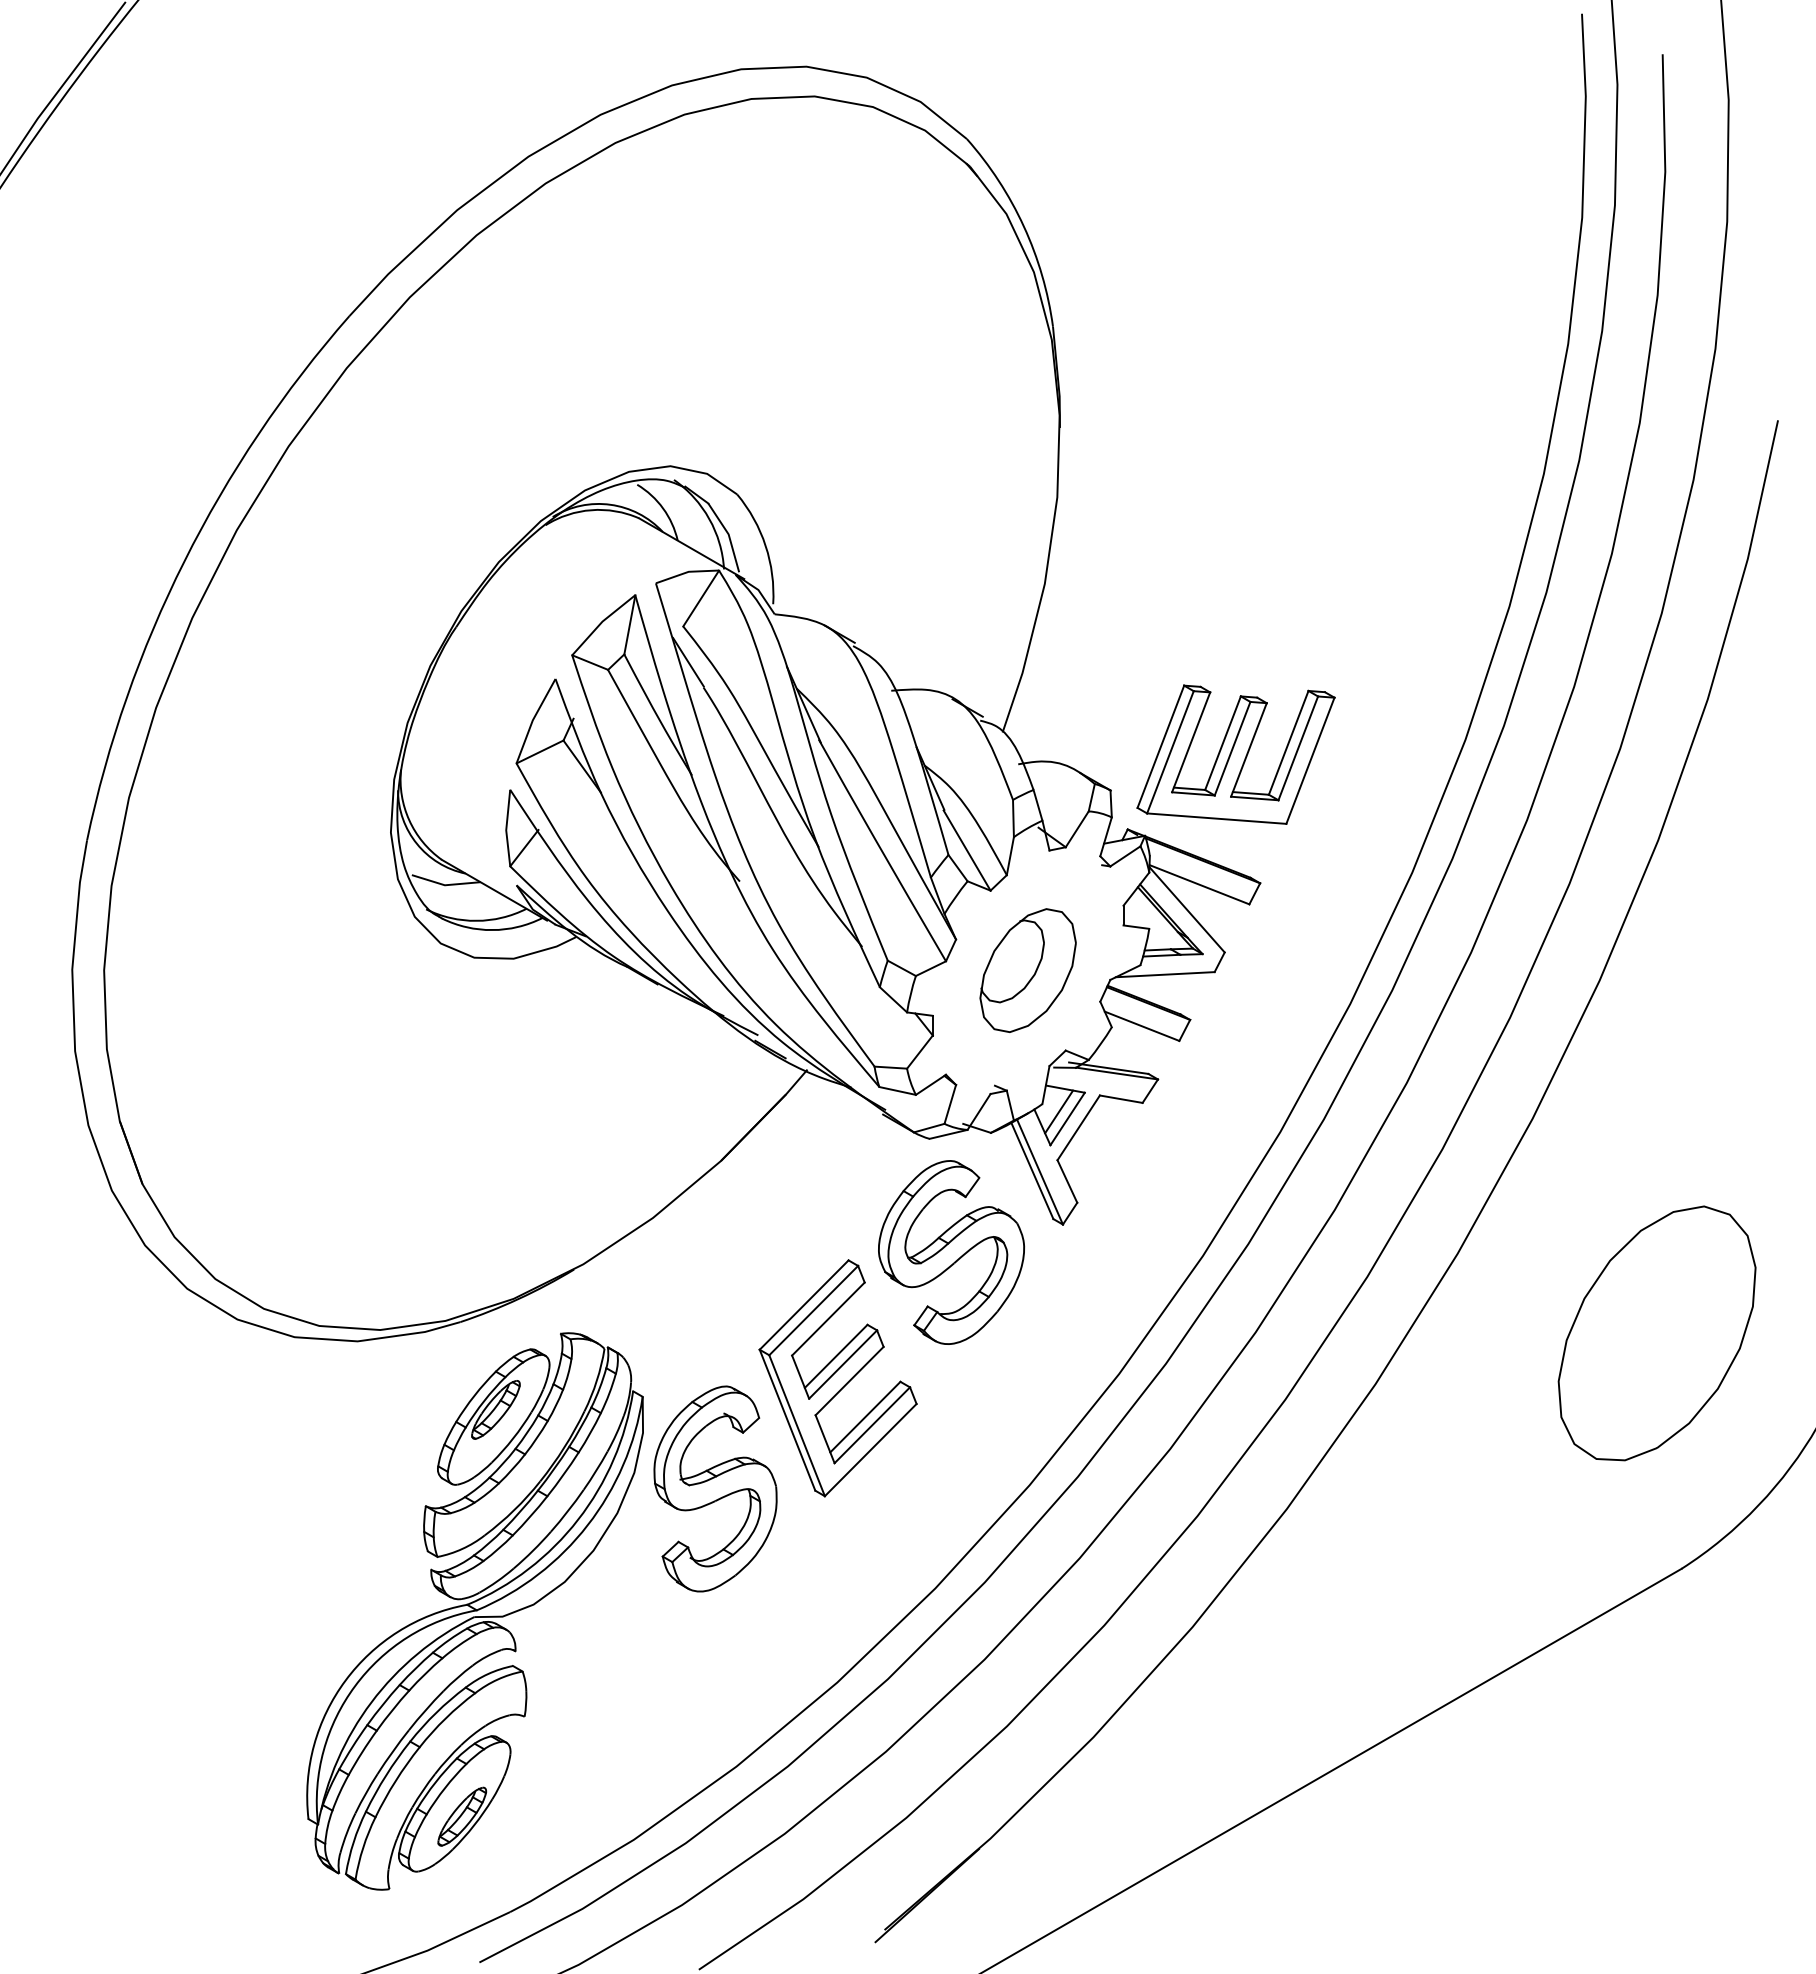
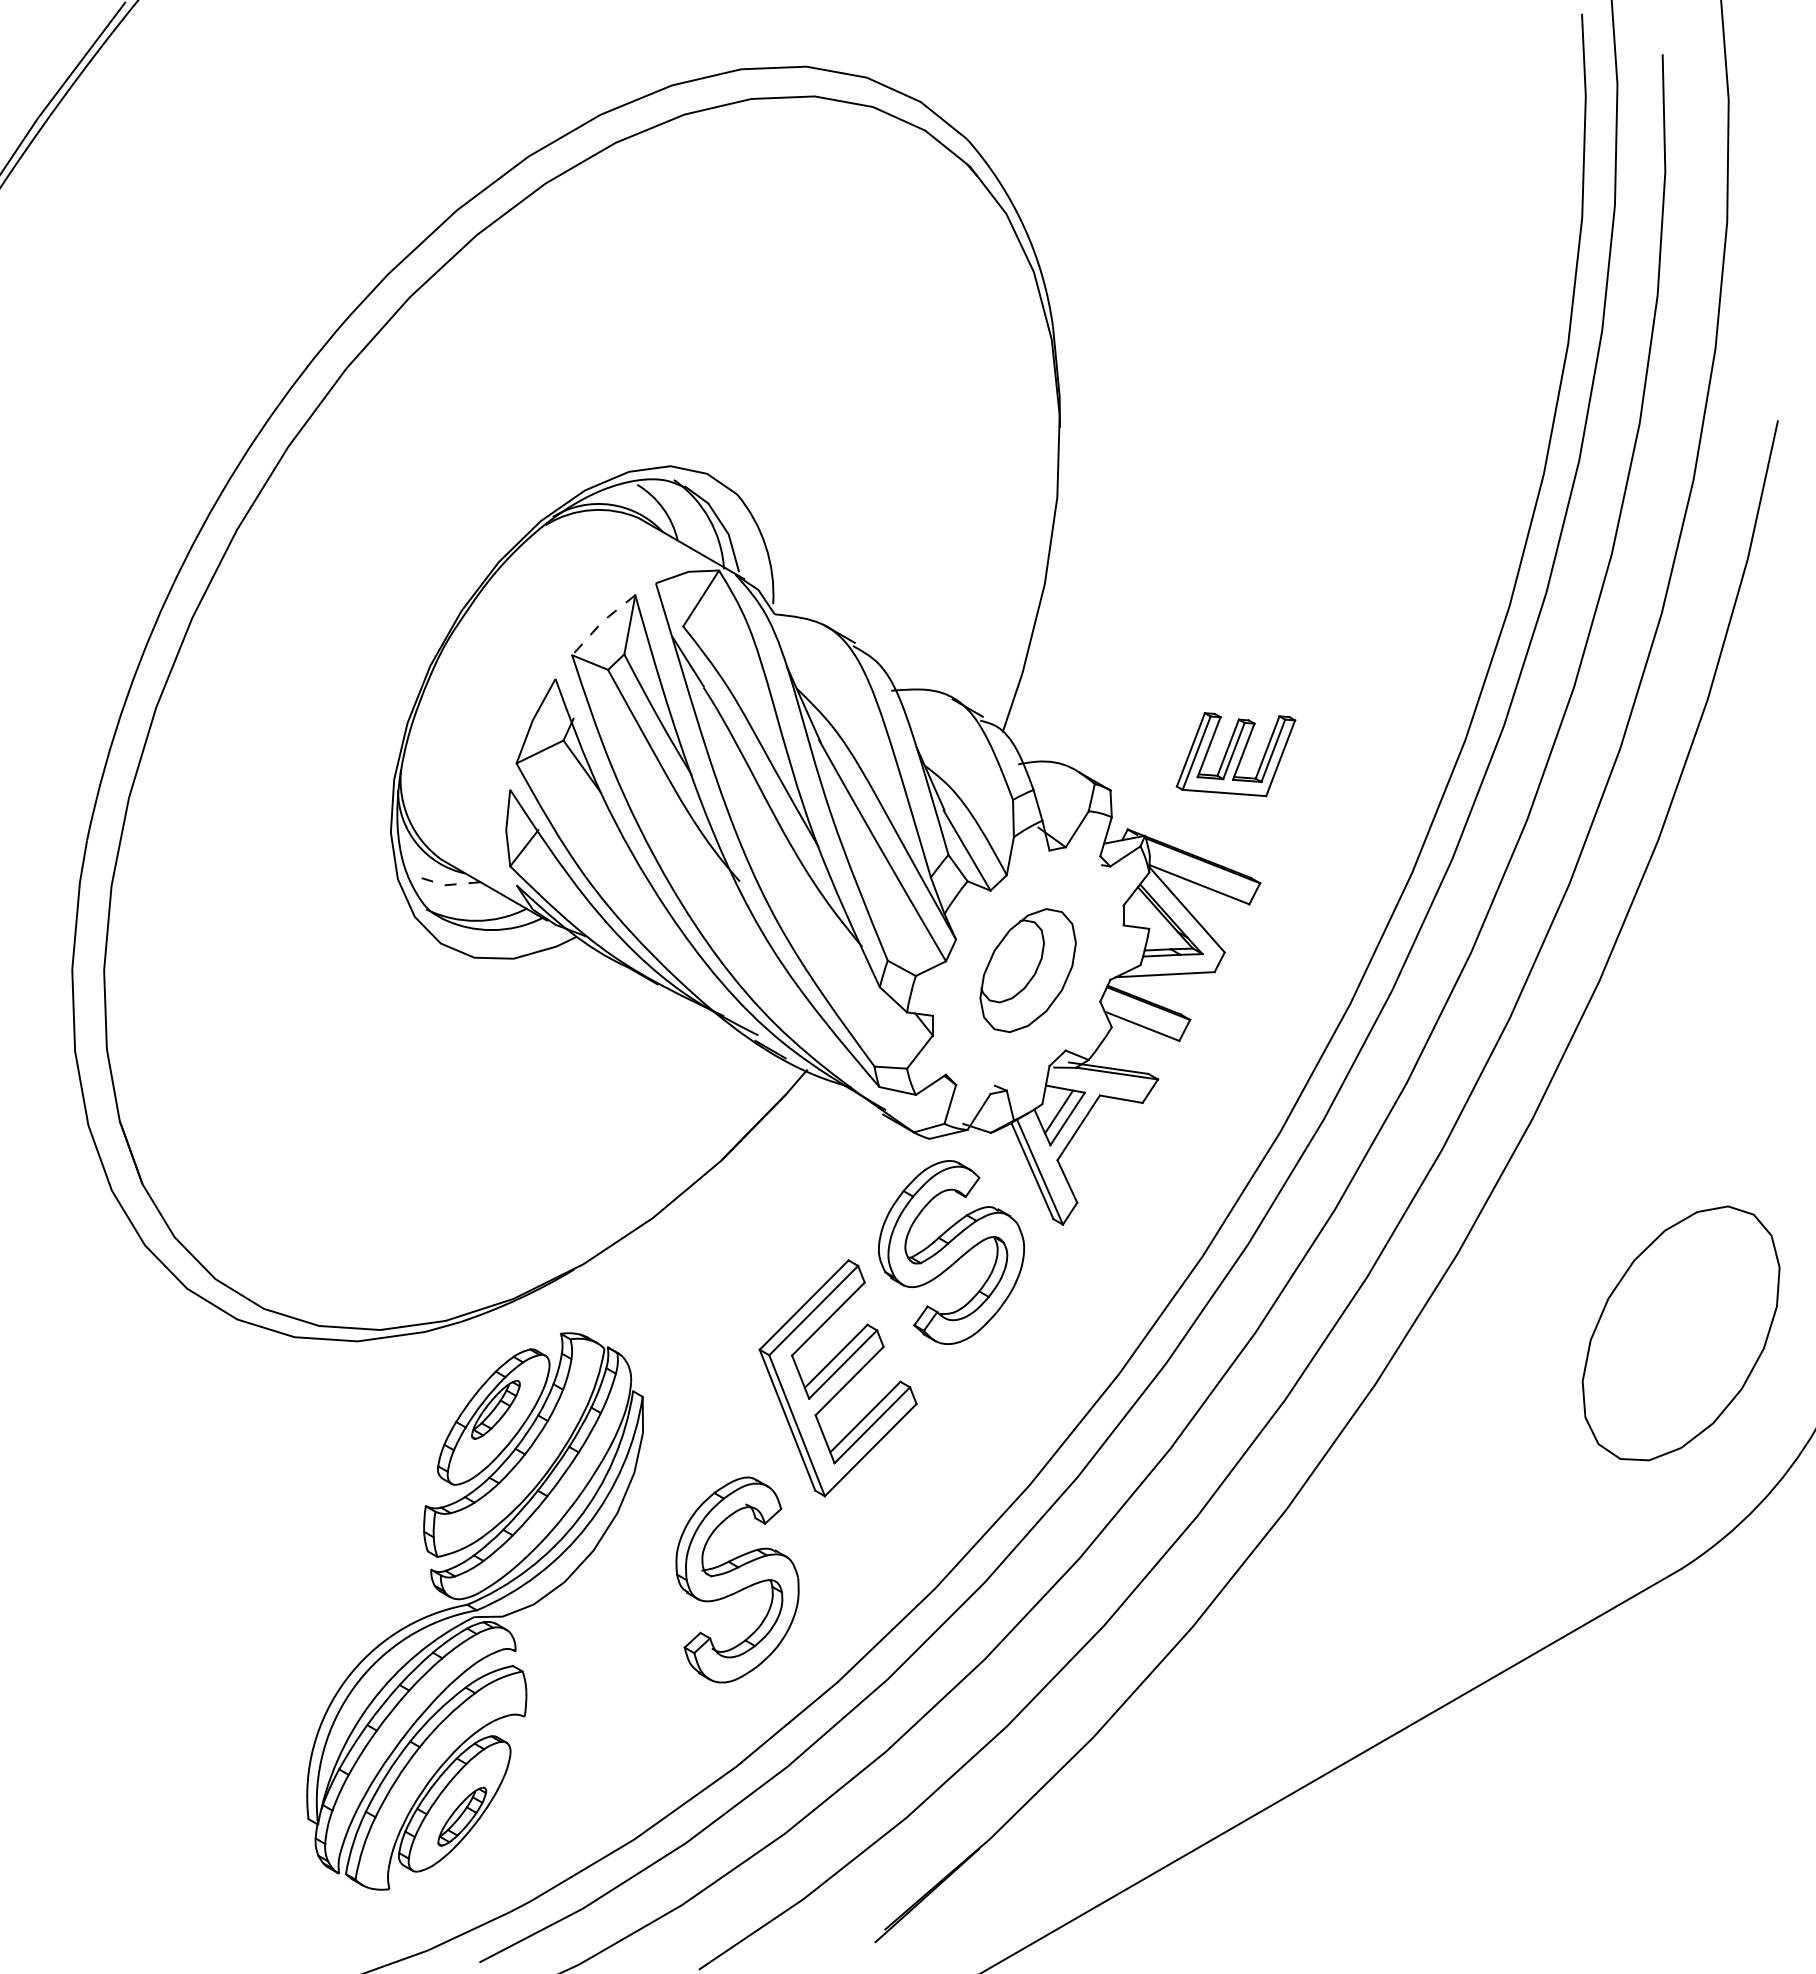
line: solid -> dashed (601, 622)
part size: 200x141 px -> 122x86 px (1235, 754)
line: solid -> dashed (444, 885)
part position: (1656, 1333) -> (1680, 1333) (1680, 1333)
part position: (715, 1488) -> (737, 1579) (737, 1579)
